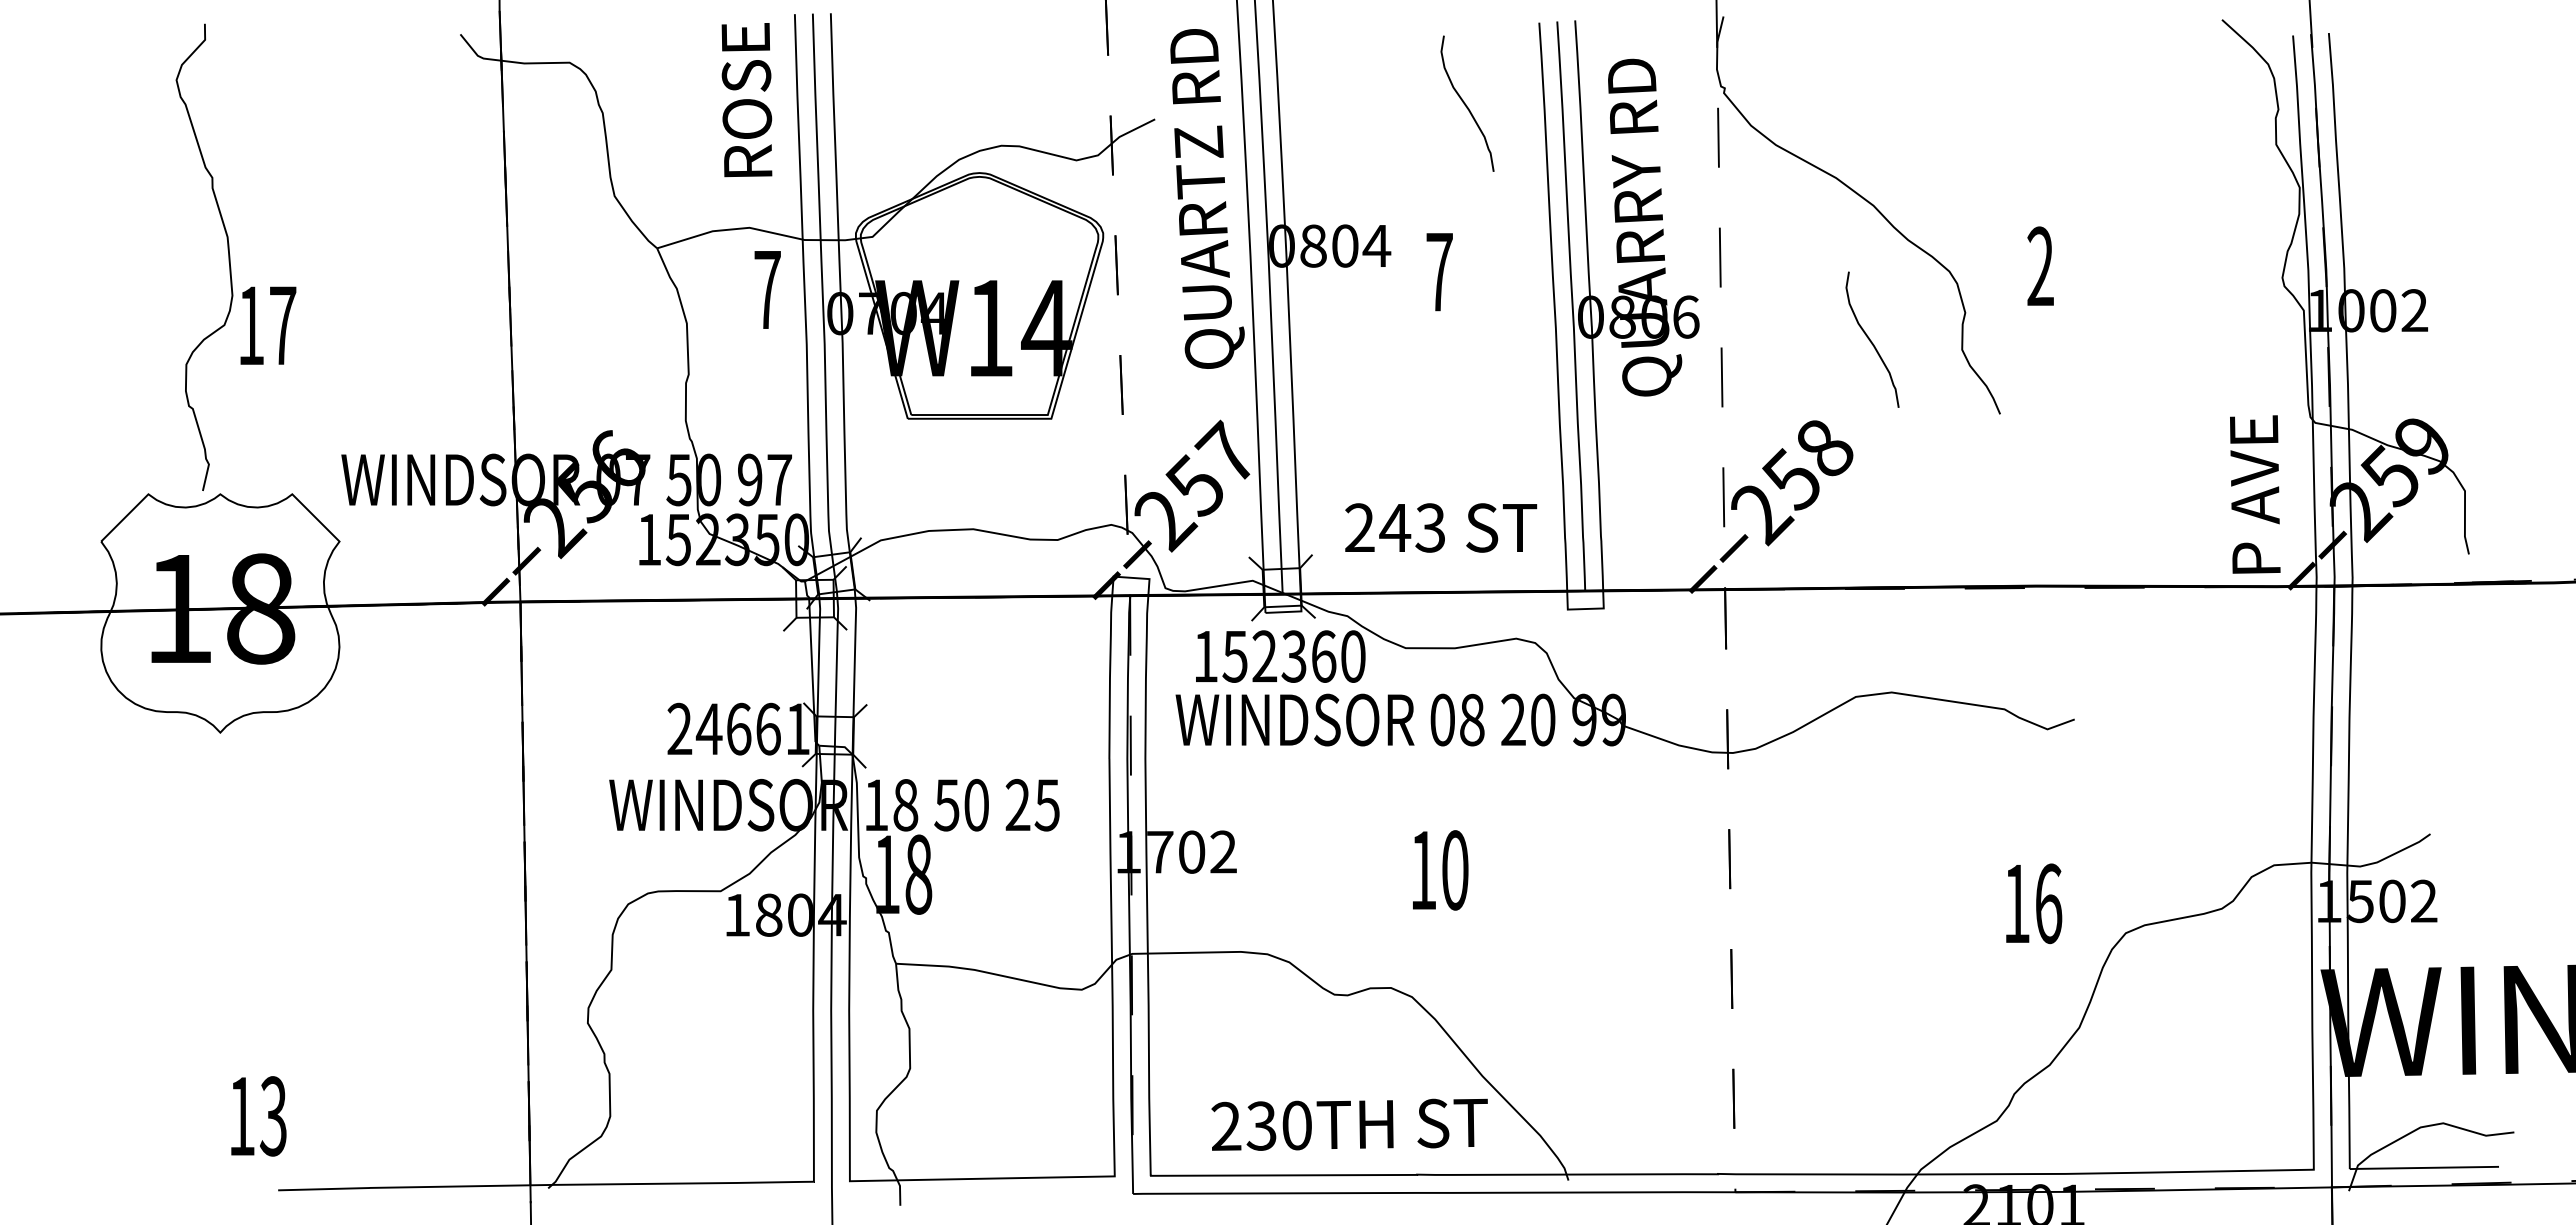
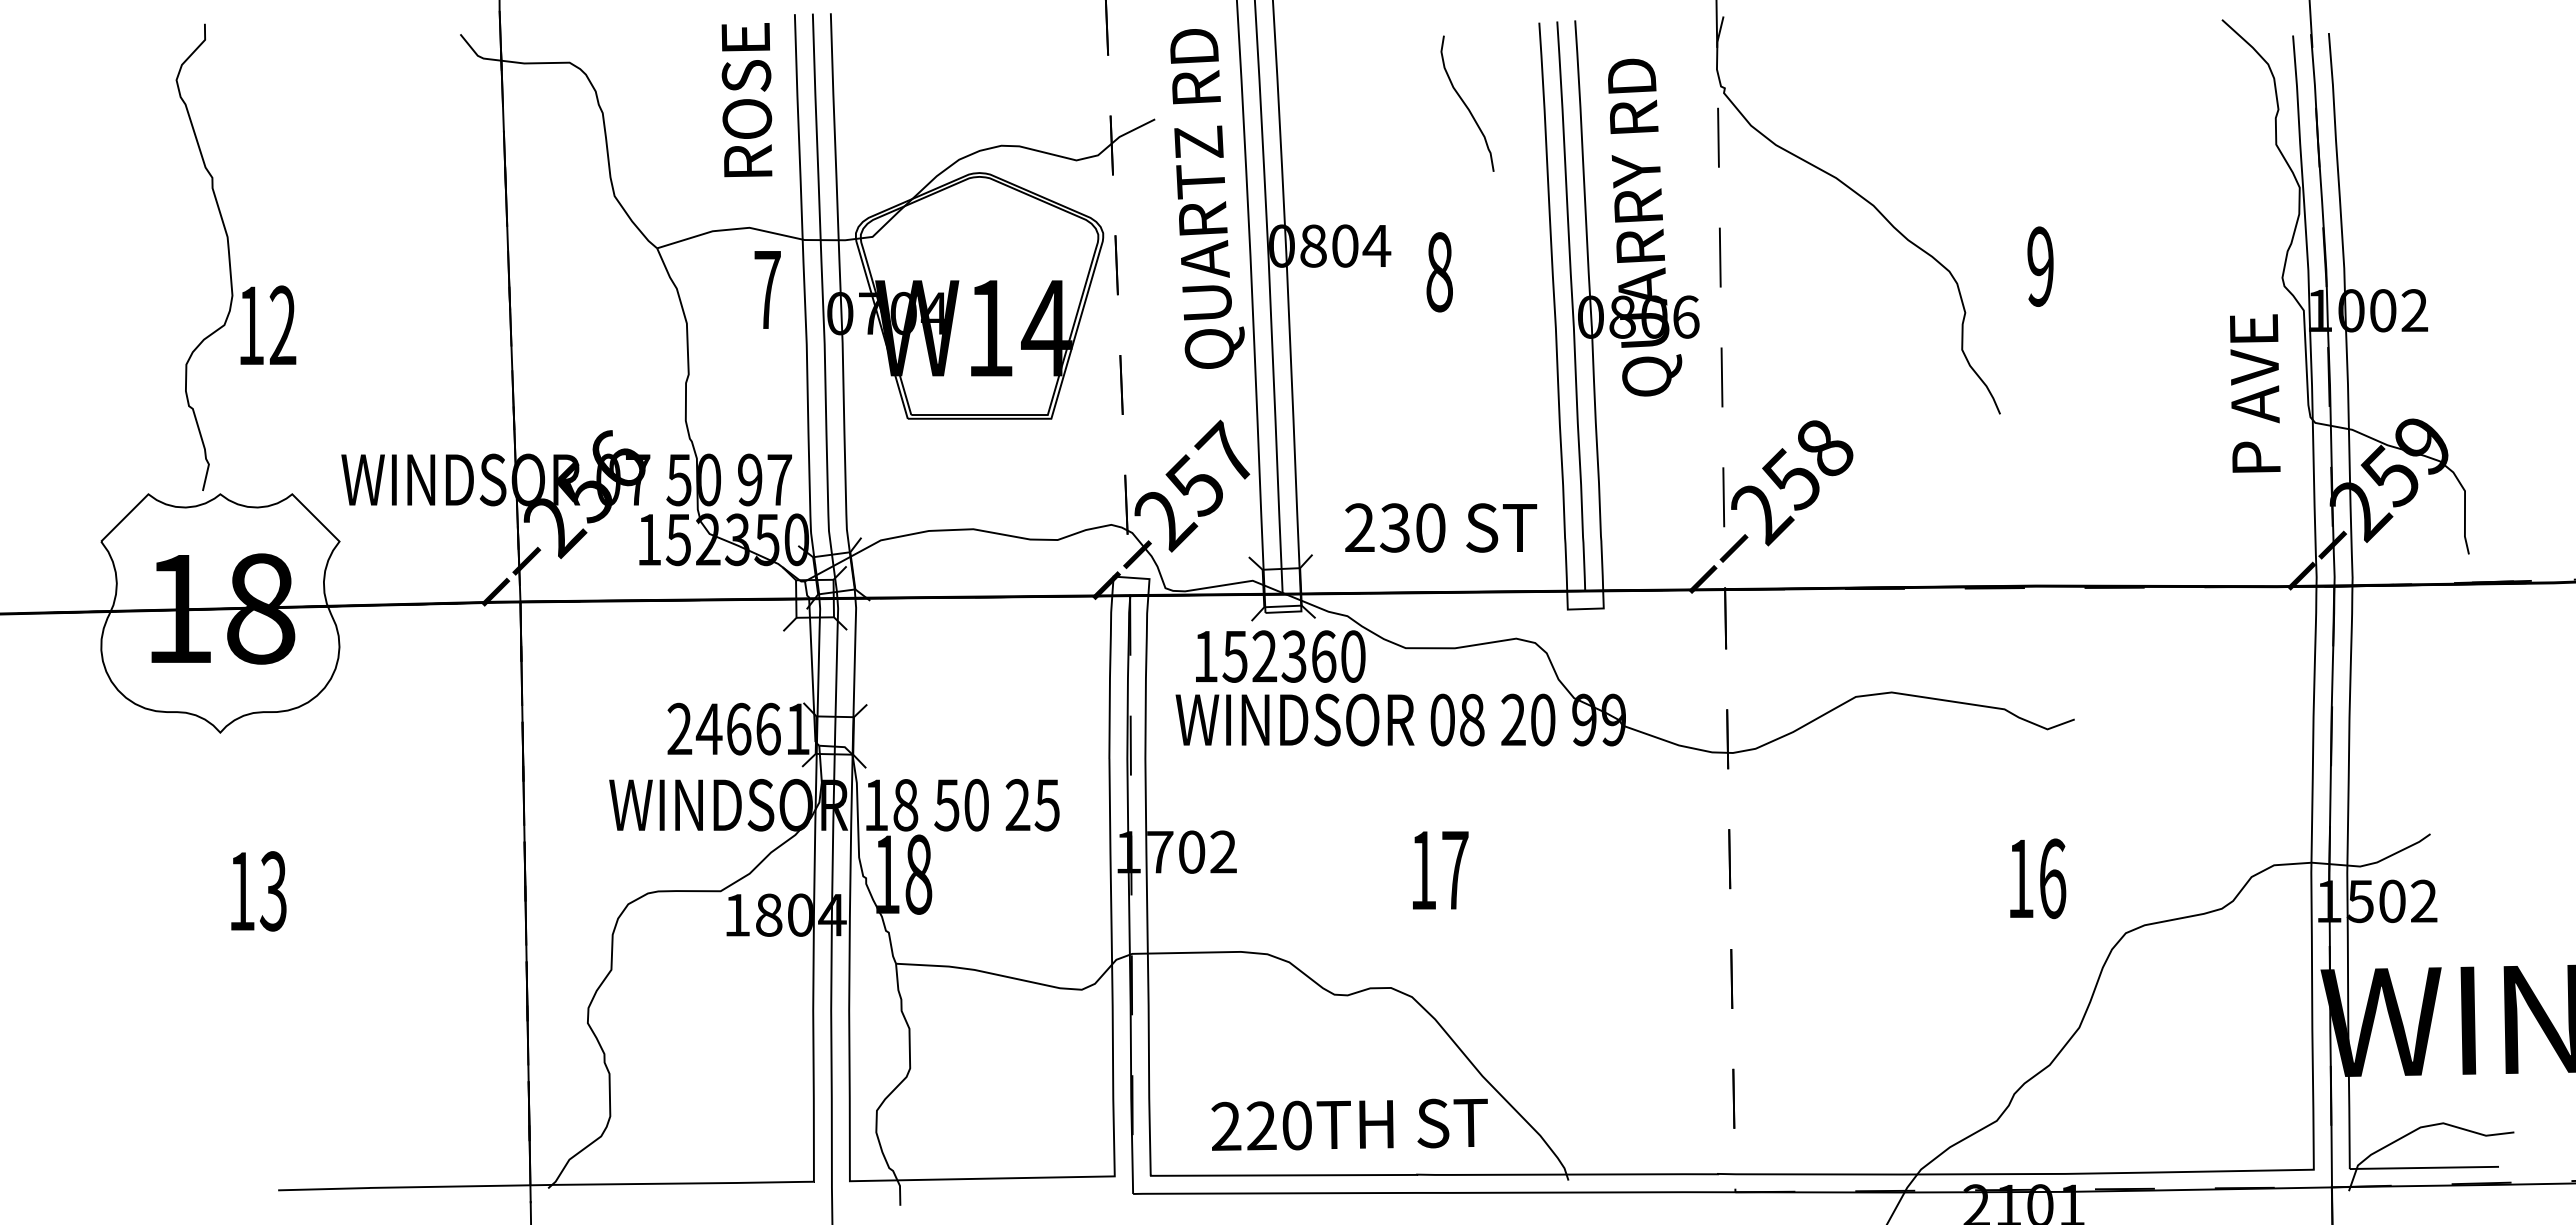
text: 2 -> 9 (2040, 266)
text: 7 -> 8 (1439, 272)
text: 17 -> 12 (282, 324)
curve: present -> none (1871, 340)
text position: (2255, 494) -> (2255, 393) (2255, 393)
text: 243 -> 230 (1412, 527)
text: 10 -> 17 (1455, 870)
text position: (2034, 903) -> (2038, 878) (2038, 878)
text position: (258, 1116) -> (258, 891) (258, 891)
text: 230TH -> 220TH (1261, 1125)
